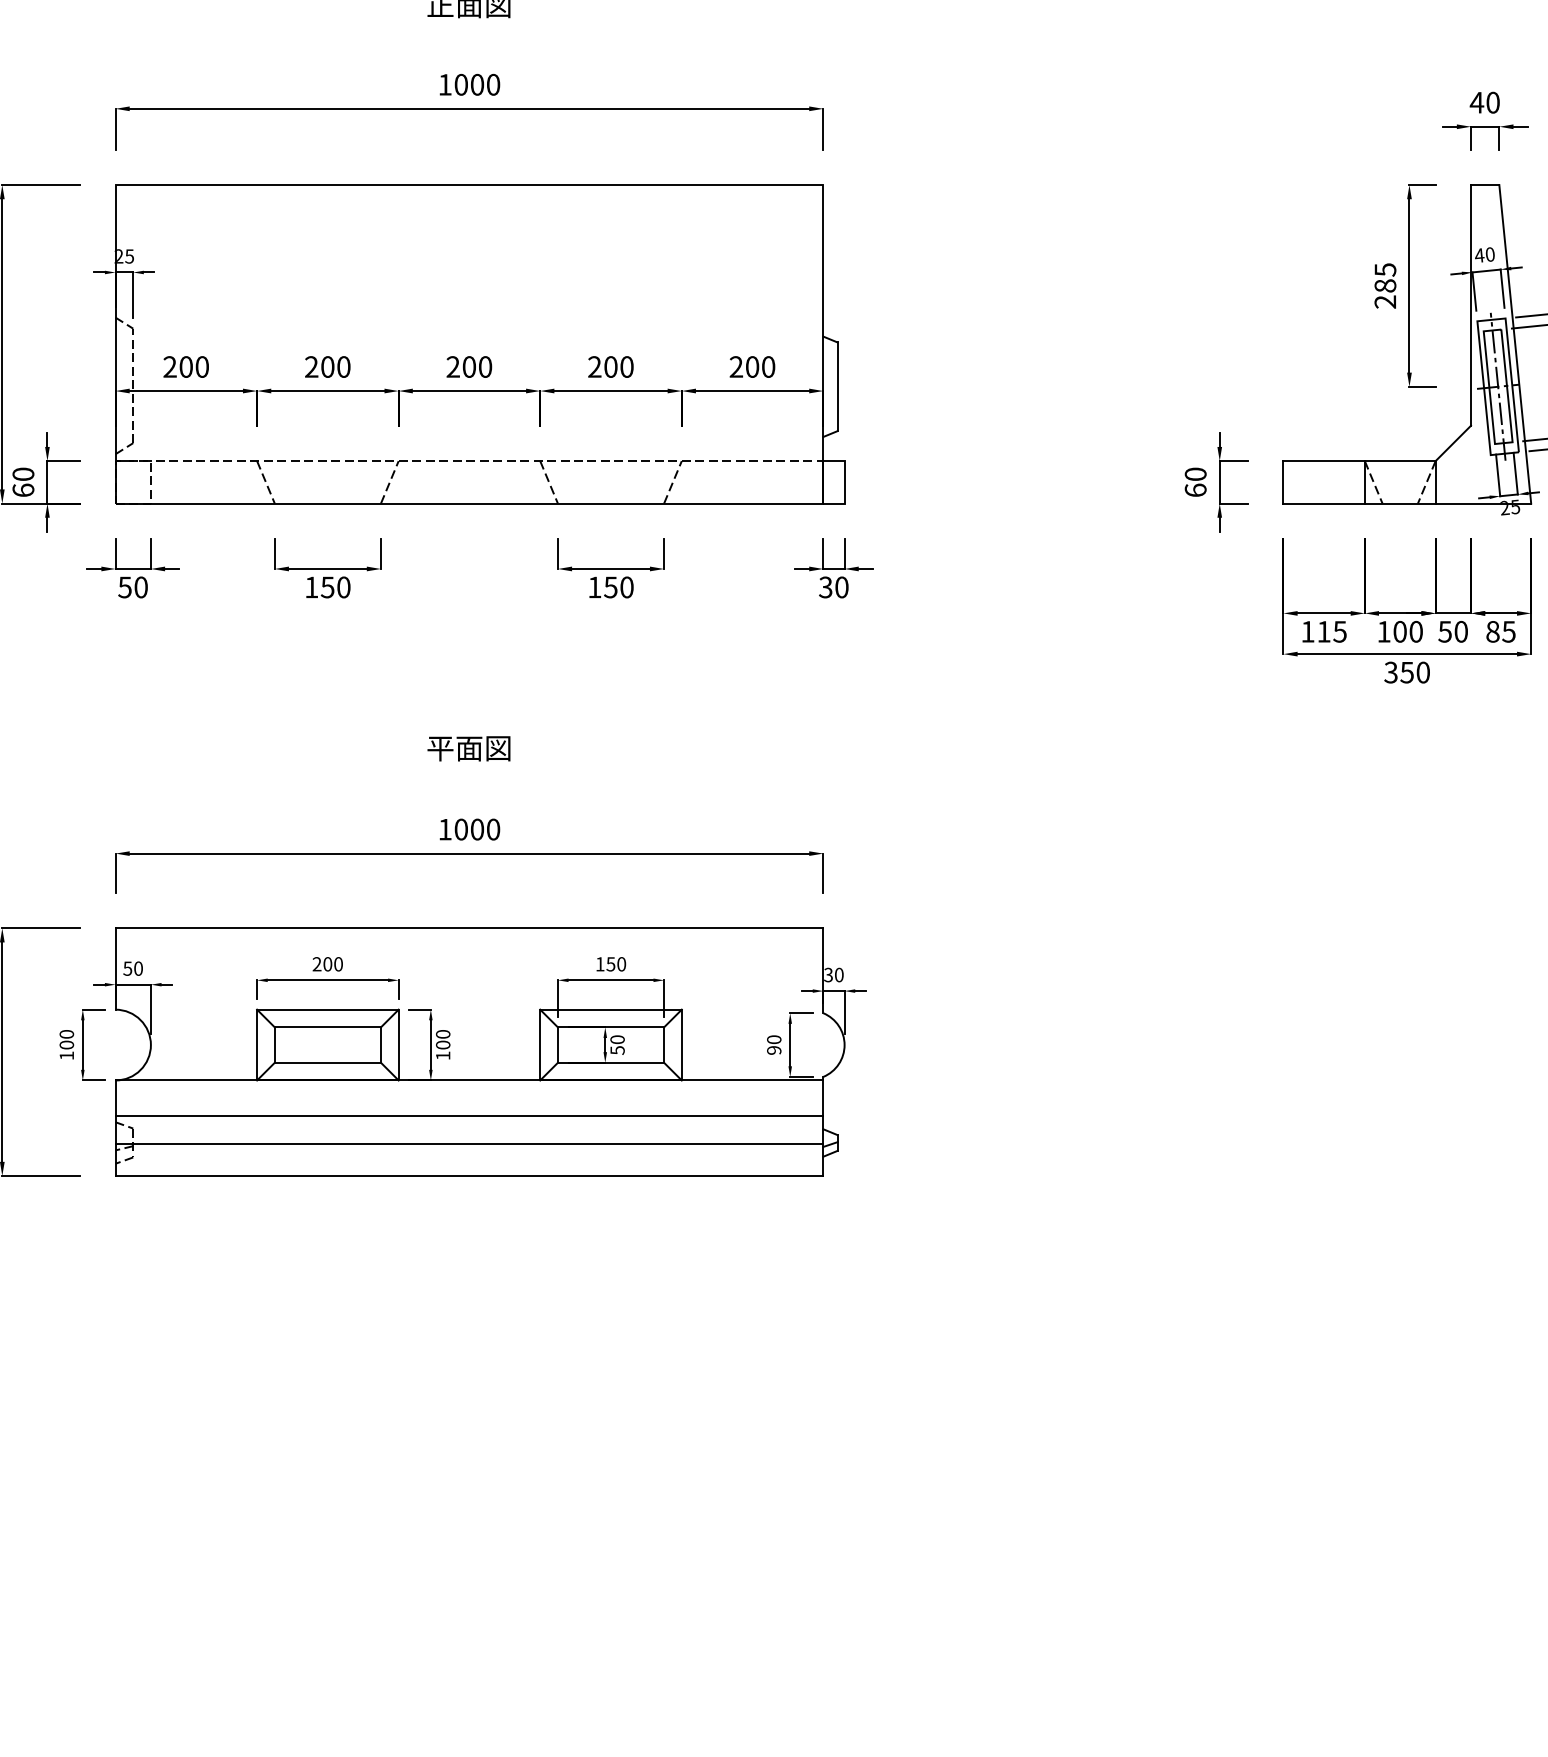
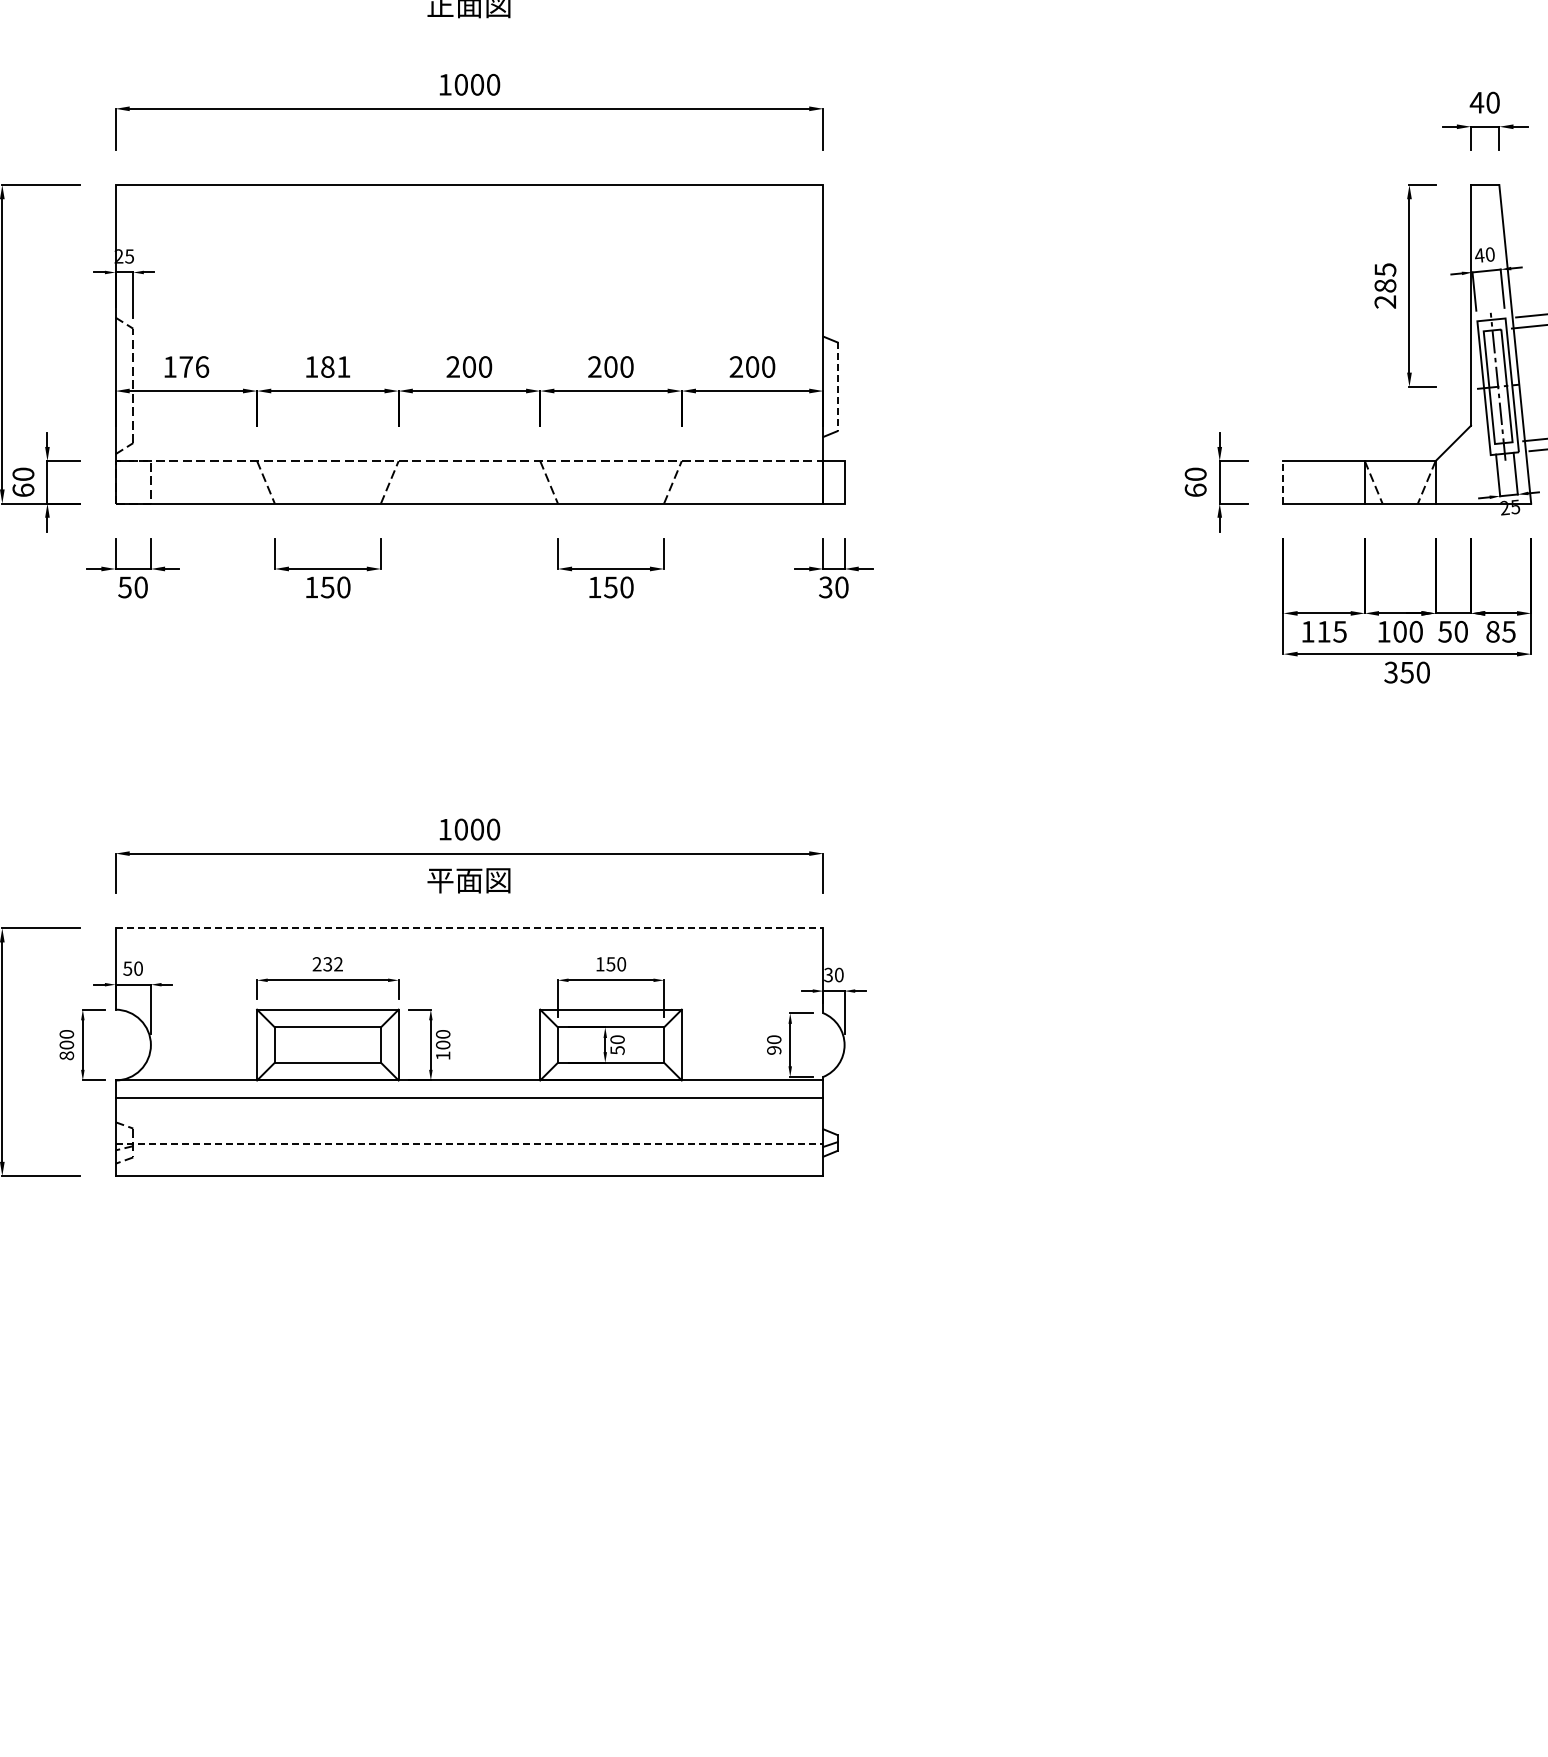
text: 200 -> 176 (186, 366)
text: 200 -> 181 (327, 366)
line: solid -> dashed (837, 387)
line: solid -> dashed (1283, 481)
text position: (468, 748) -> (468, 880) (468, 880)
line: solid -> dashed (469, 928)
text: 200 -> 232 (332, 964)
text: 100 -> 800 (66, 1055)
line position: (469, 1115) -> (469, 1097) (469, 1097)
line: solid -> dashed (469, 1144)
